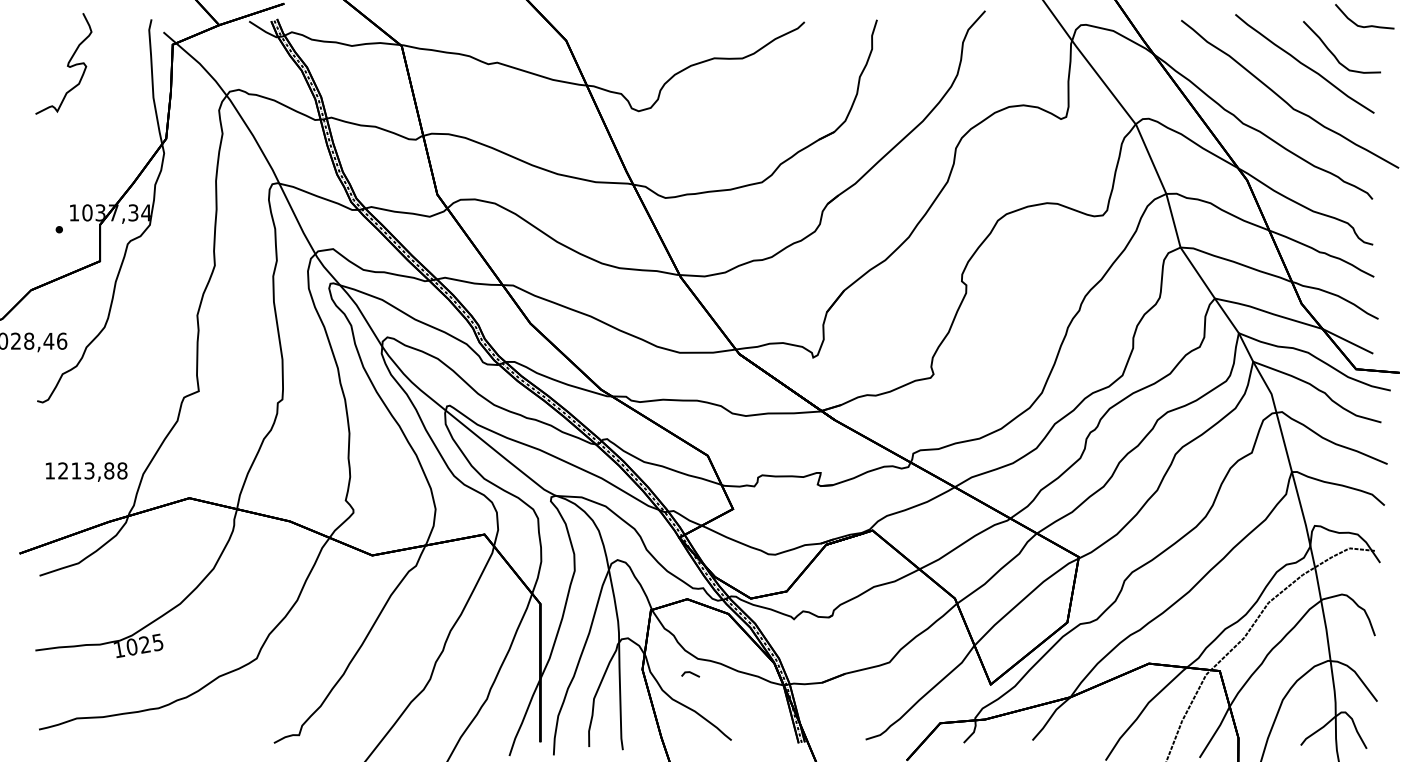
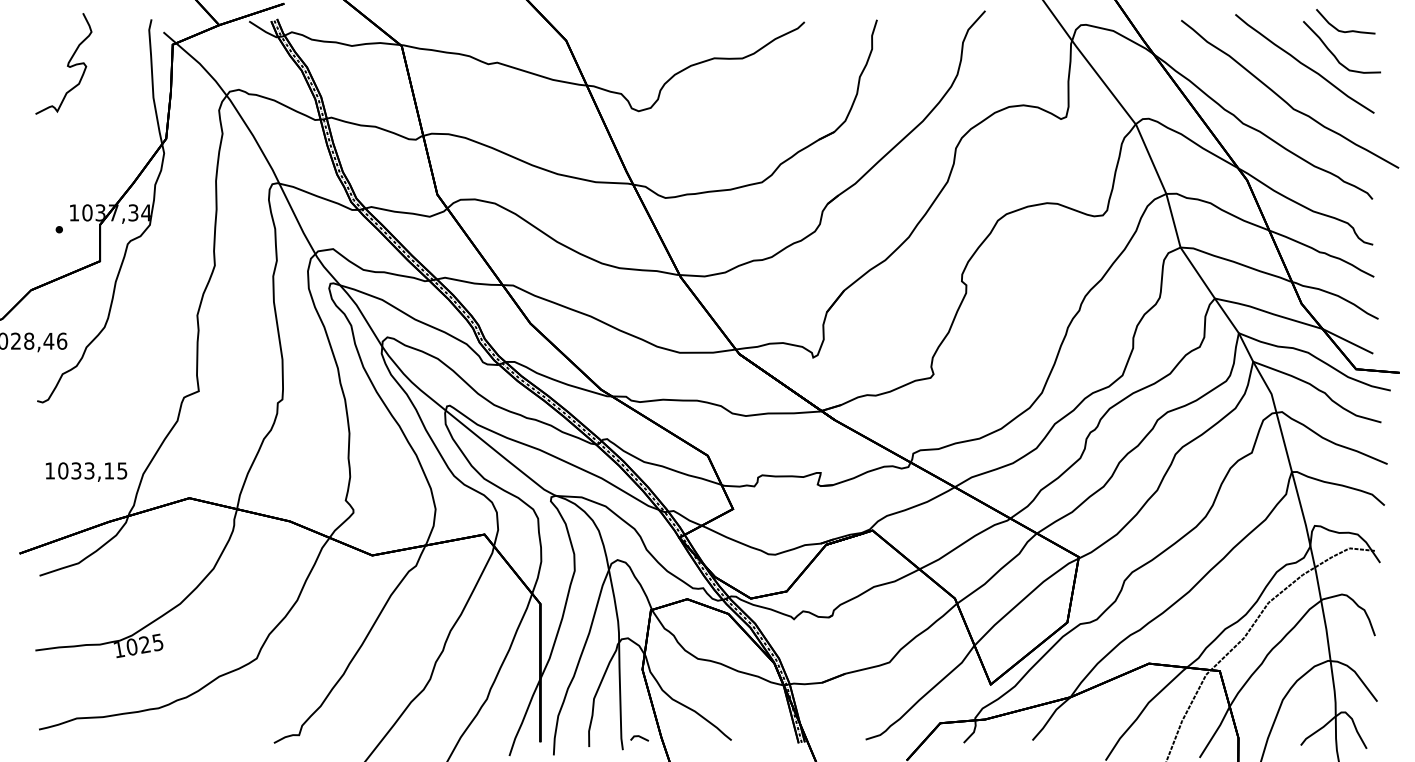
curve position: (1361, 25) -> (1342, 30) (1342, 30)
text: 1213,88 -> 1033,15 (92, 470)
line position: (690, 673) -> (639, 737) (639, 737)
